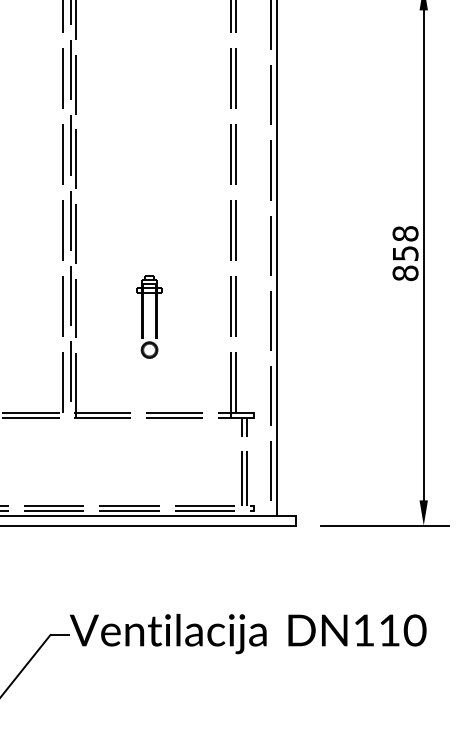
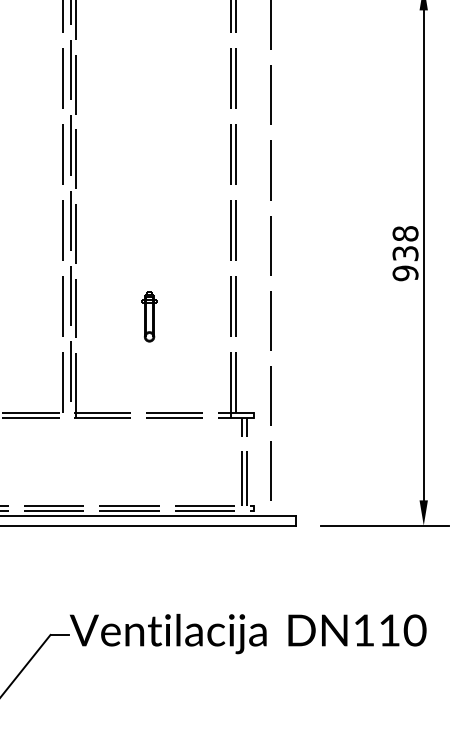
line: present -> none (276, 259)
text: 858 -> 938 (405, 263)
part size: 27x84 px -> 17x52 px (149, 316)
